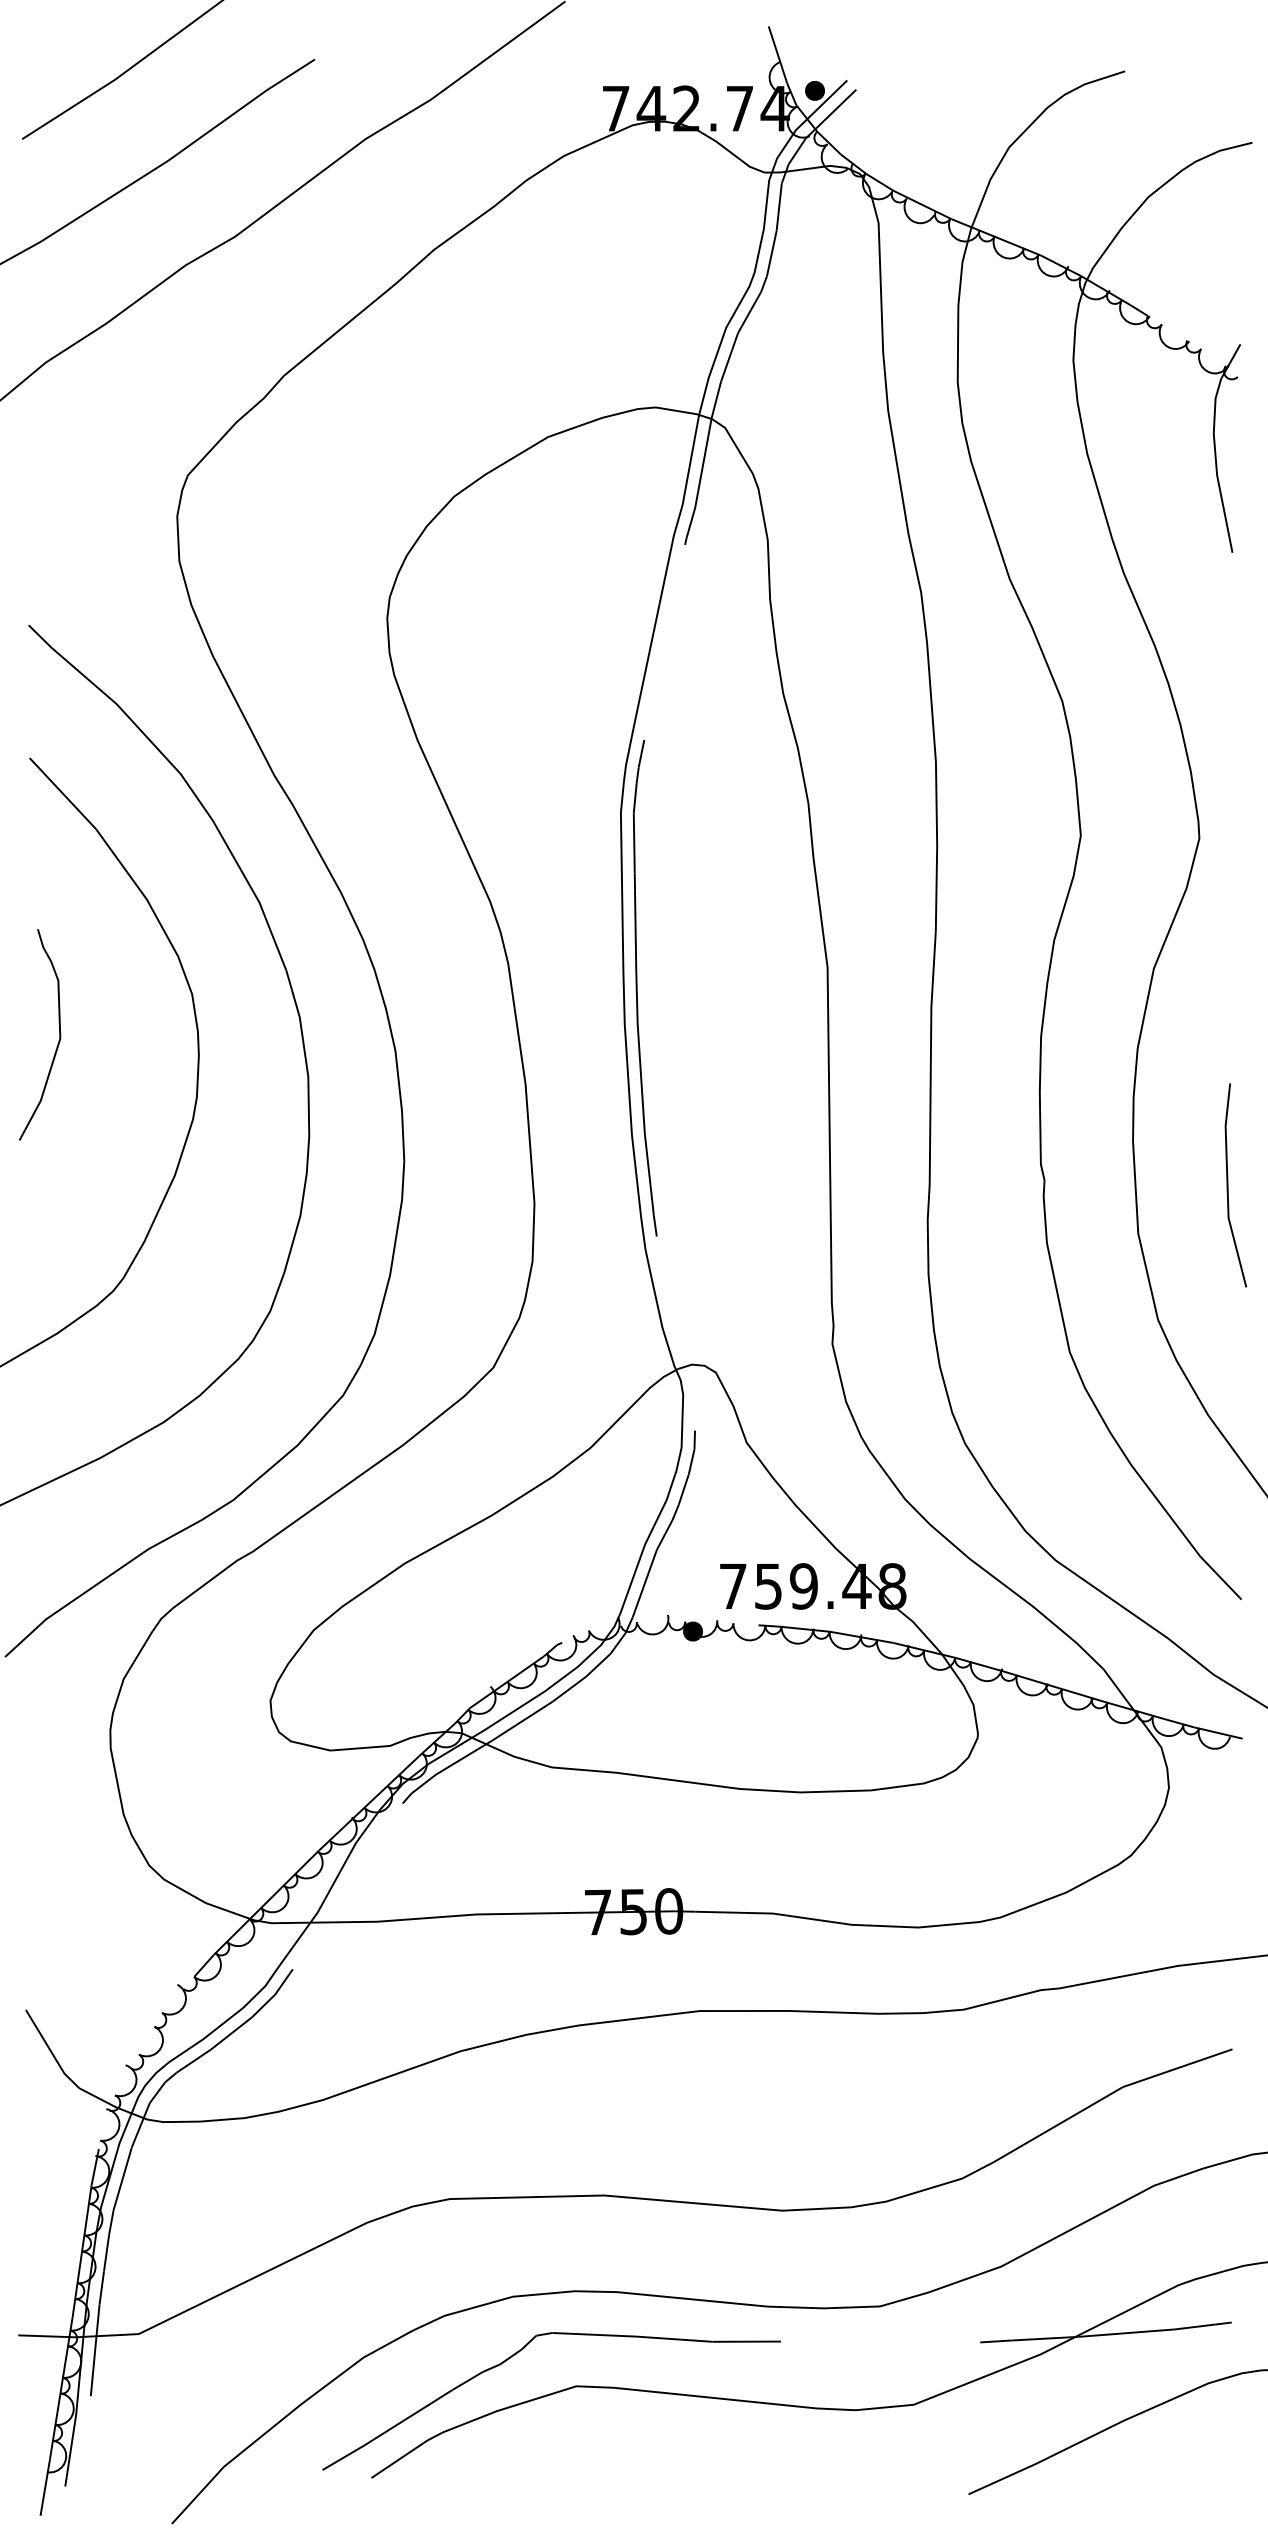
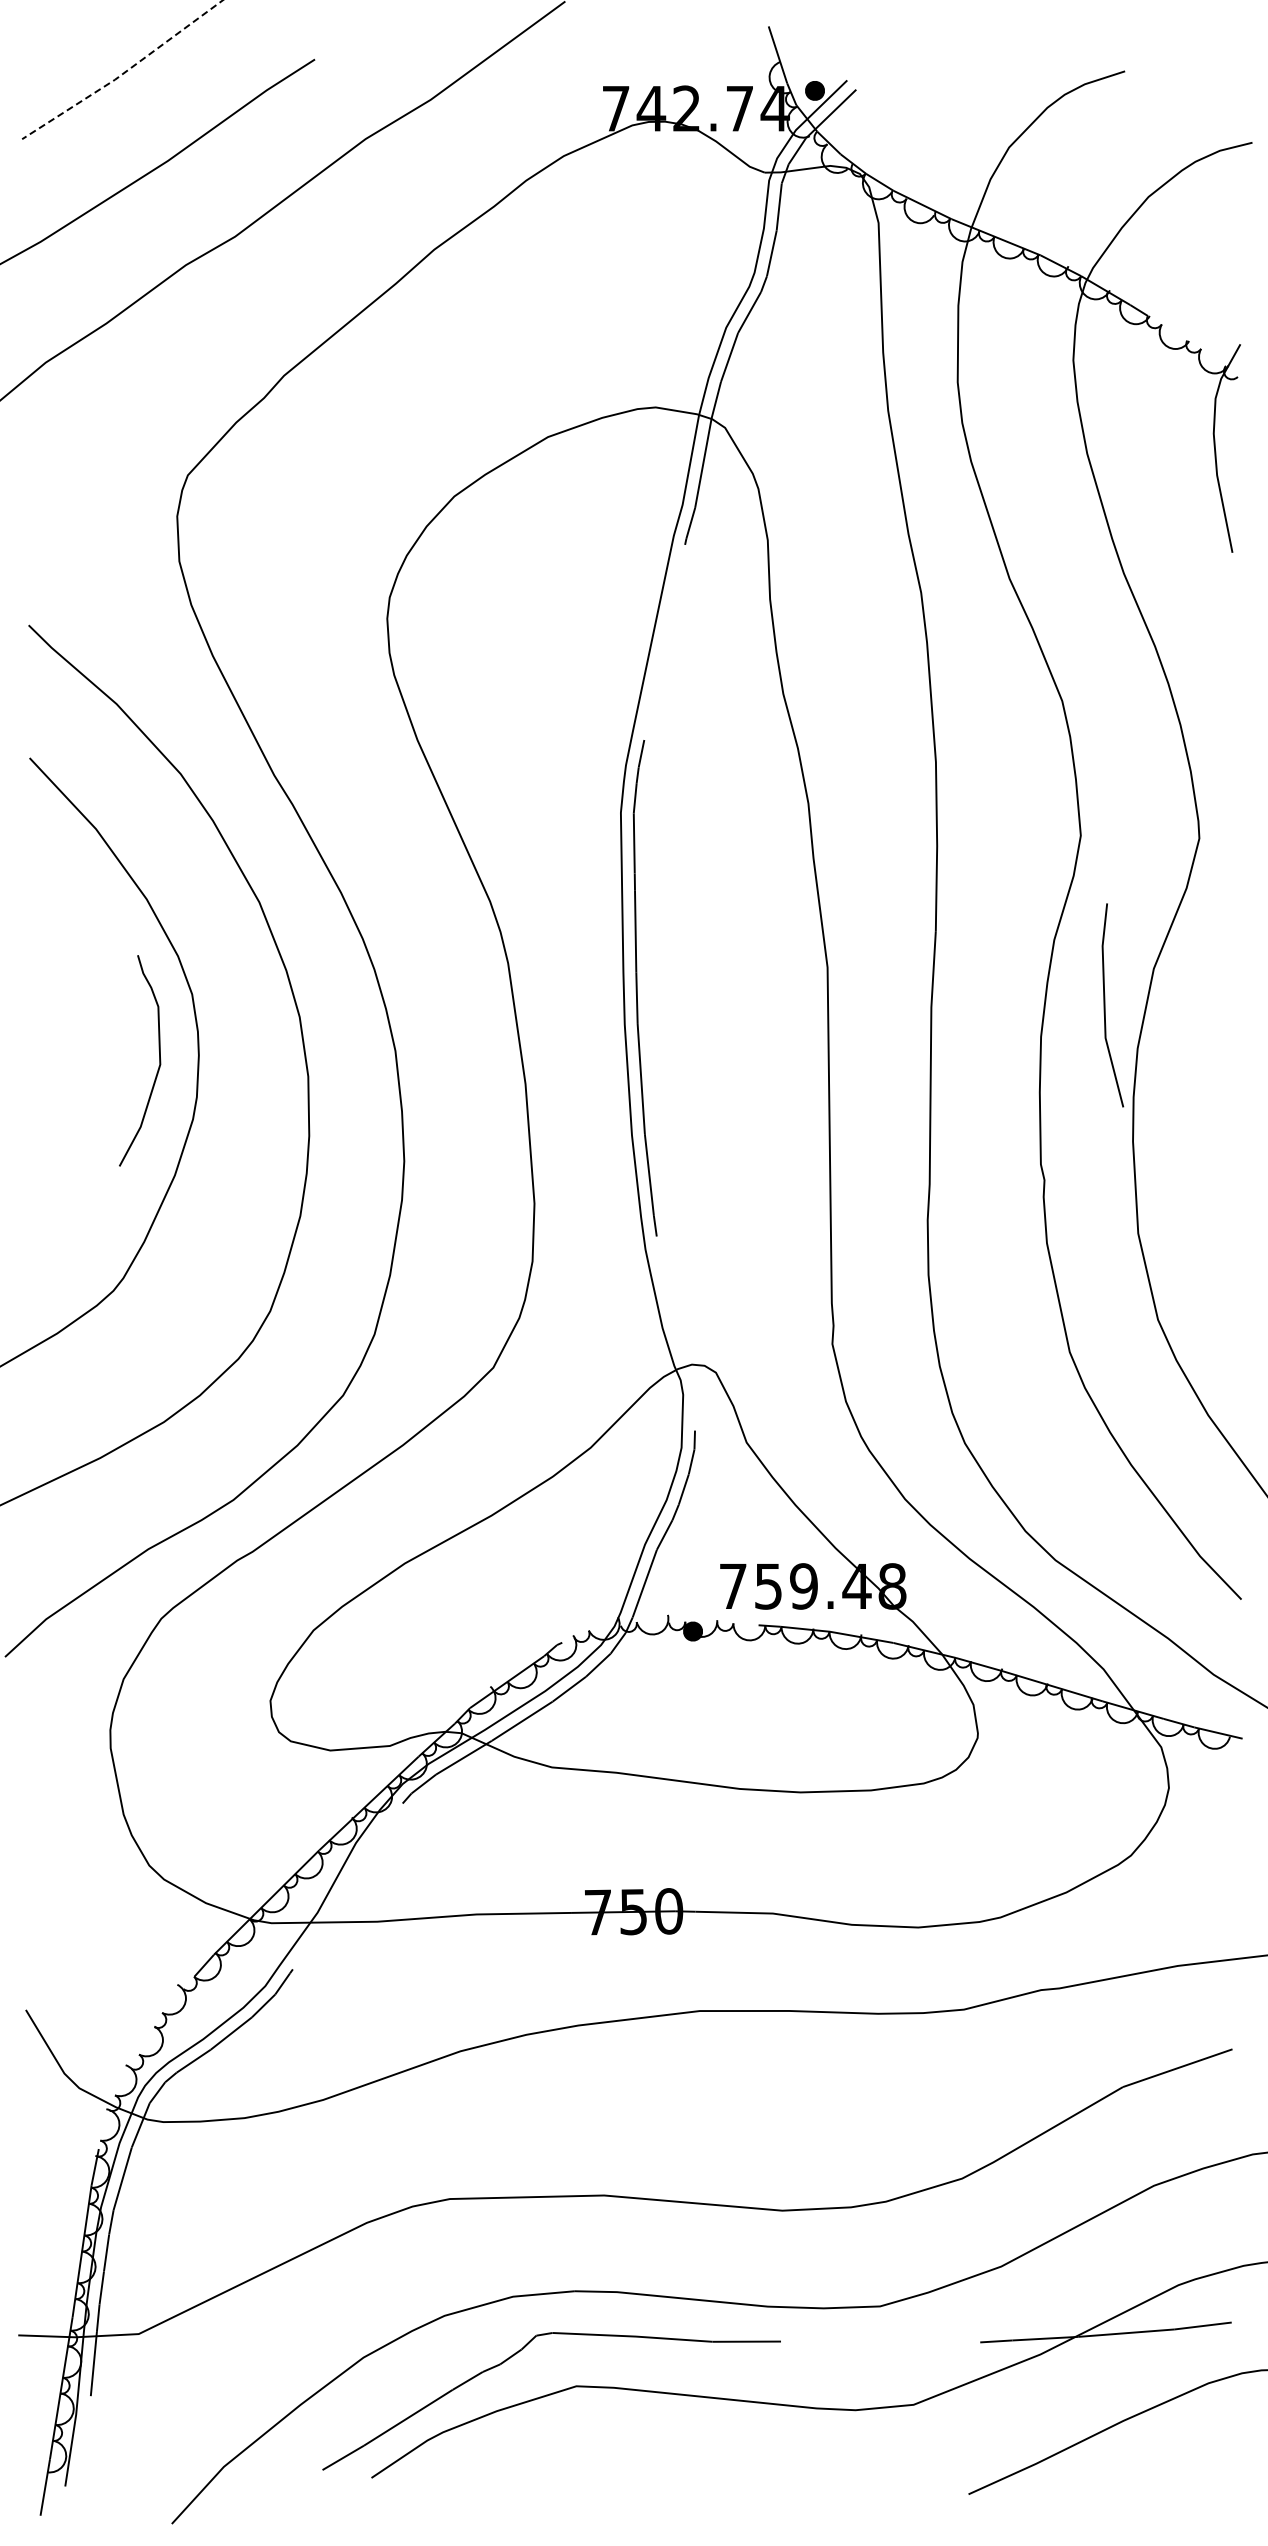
line: solid -> dashed (123, 73)
curve position: (58, 1040) -> (158, 1066) (158, 1066)
line position: (1228, 1185) -> (1105, 1005) (1105, 1005)
